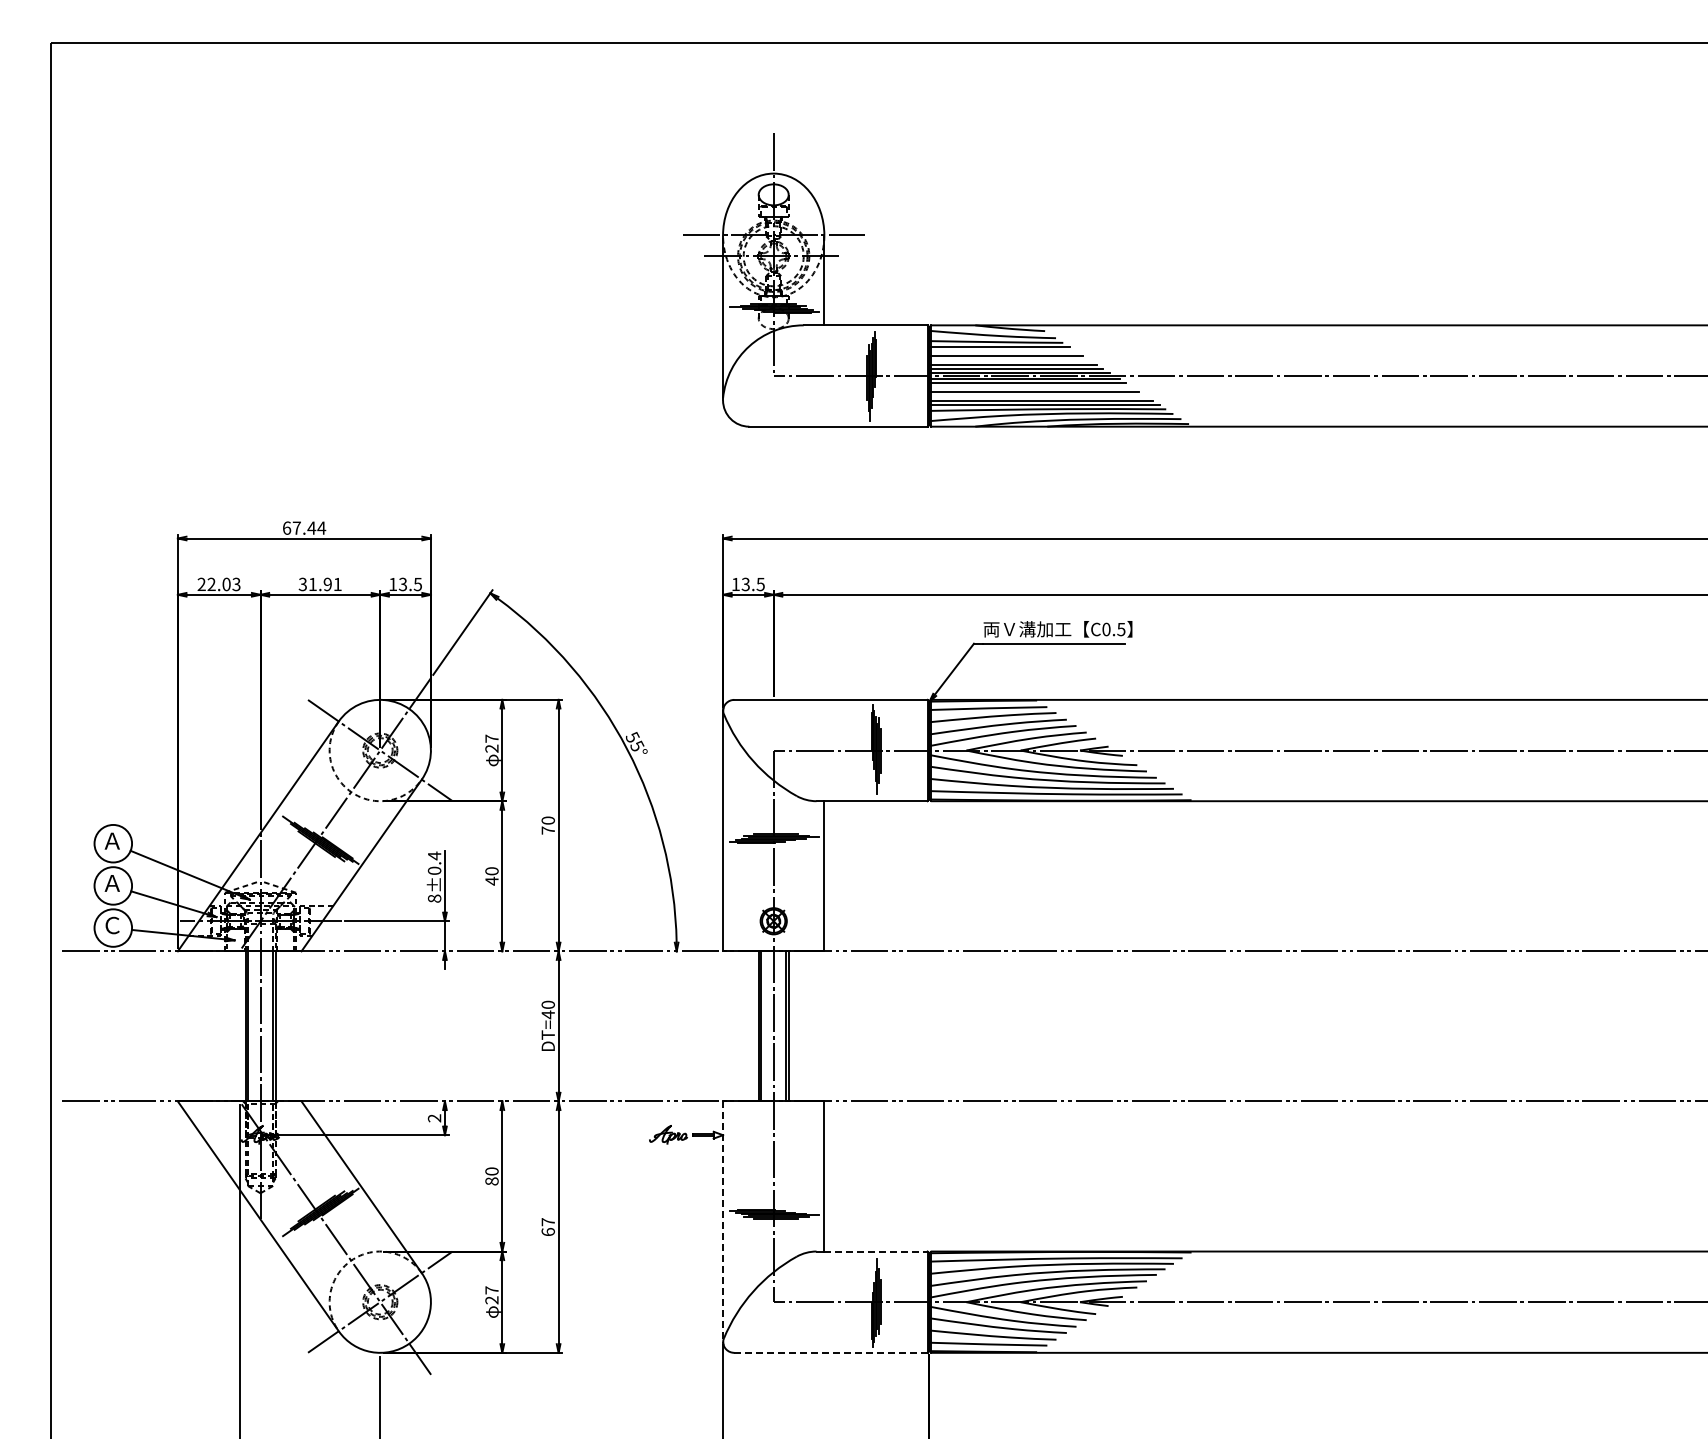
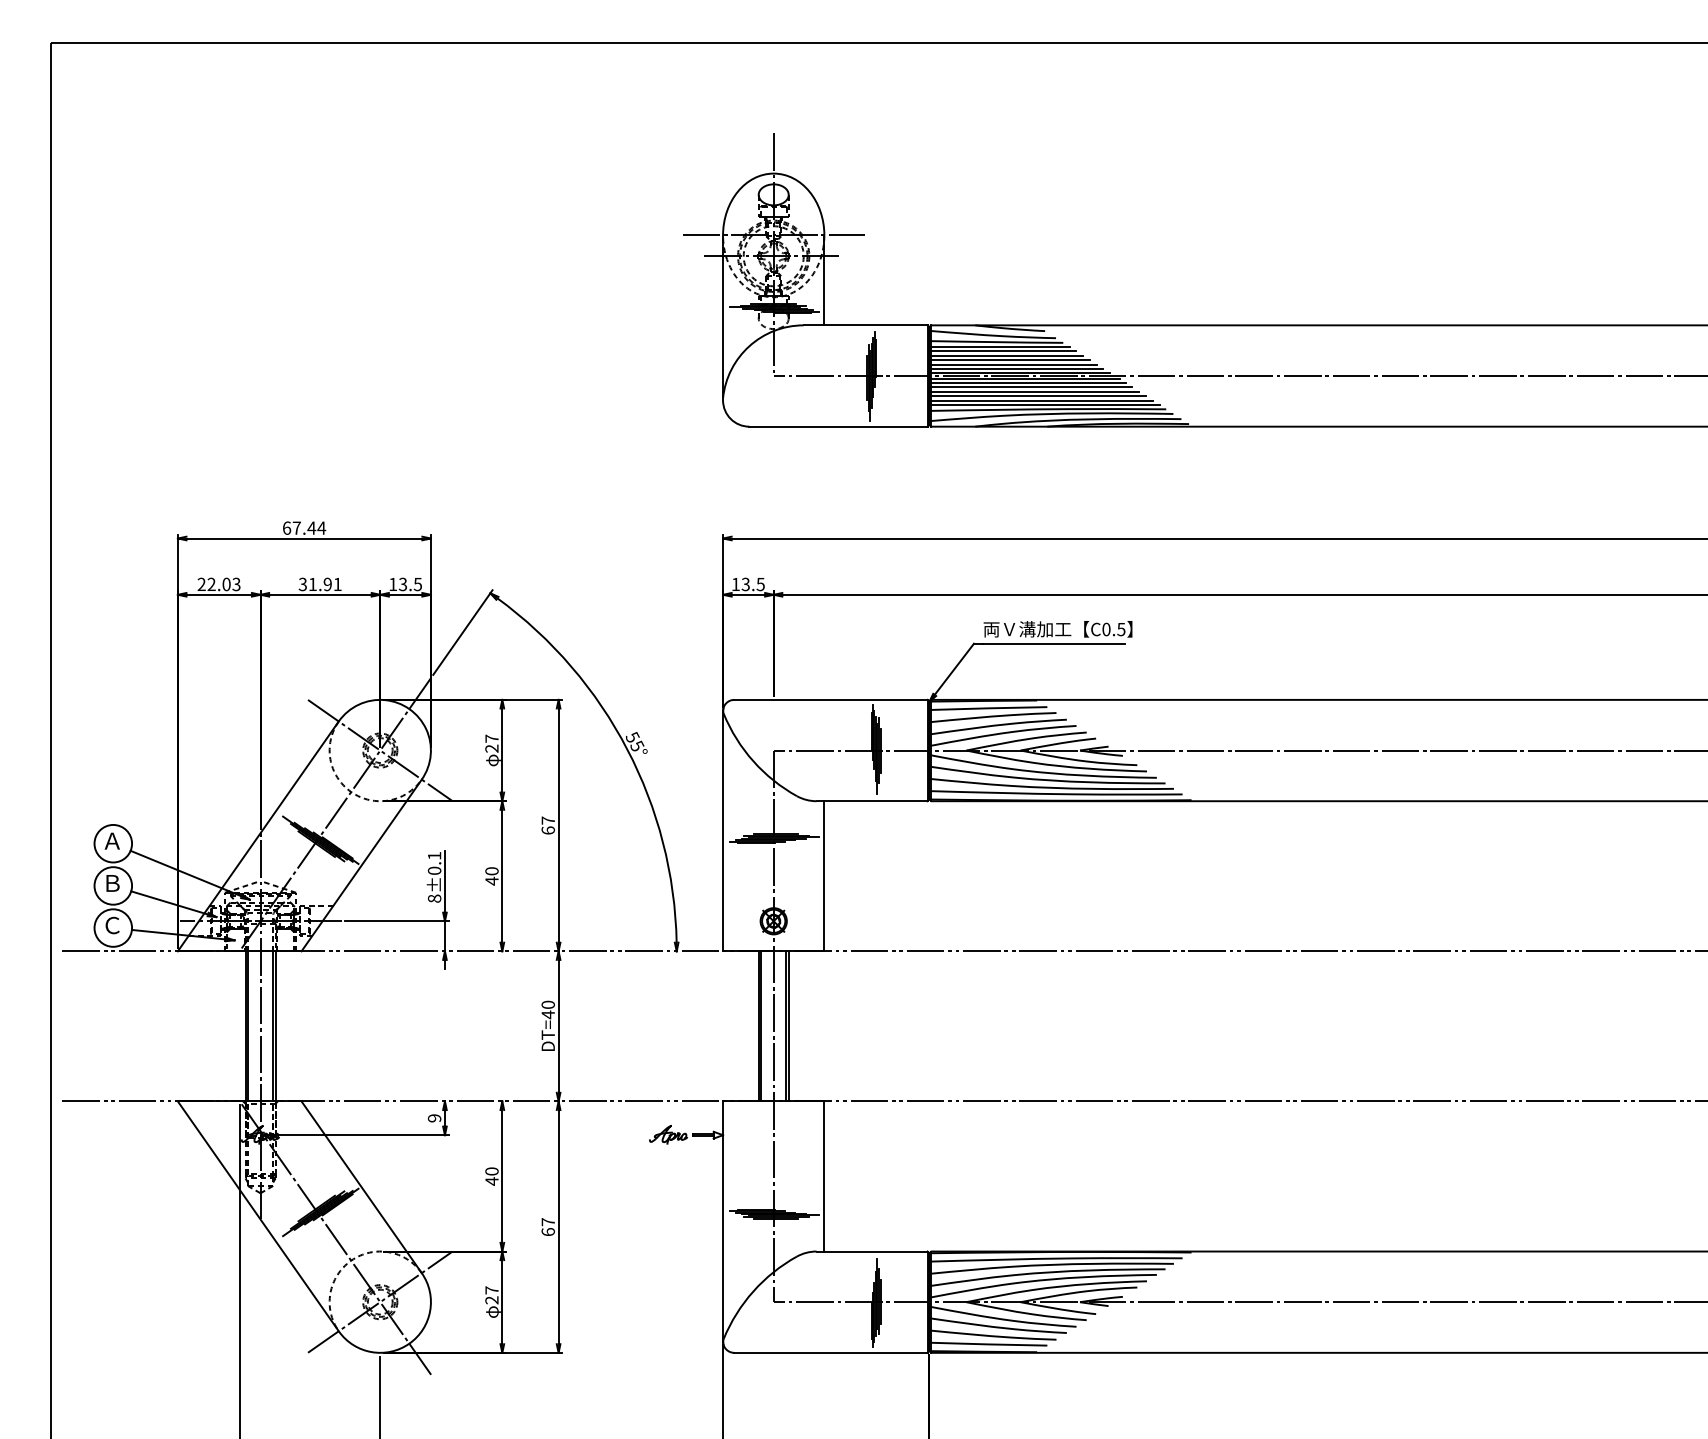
line: none -> present (1002, 351)
line: none -> present (1009, 360)
line: none -> present (1030, 387)
line: none -> present (1037, 396)
text: 70 -> 67 (547, 825)
text: 8±0.4 -> 8±0.1 (434, 855)
text: Ａ -> Ｂ (111, 883)
text: 2 -> 9 (434, 1118)
text: 80 -> 40 (491, 1181)
line: dashed -> solid (723, 1222)
line: dashed -> solid (875, 1251)
line: dashed -> solid (830, 1352)
